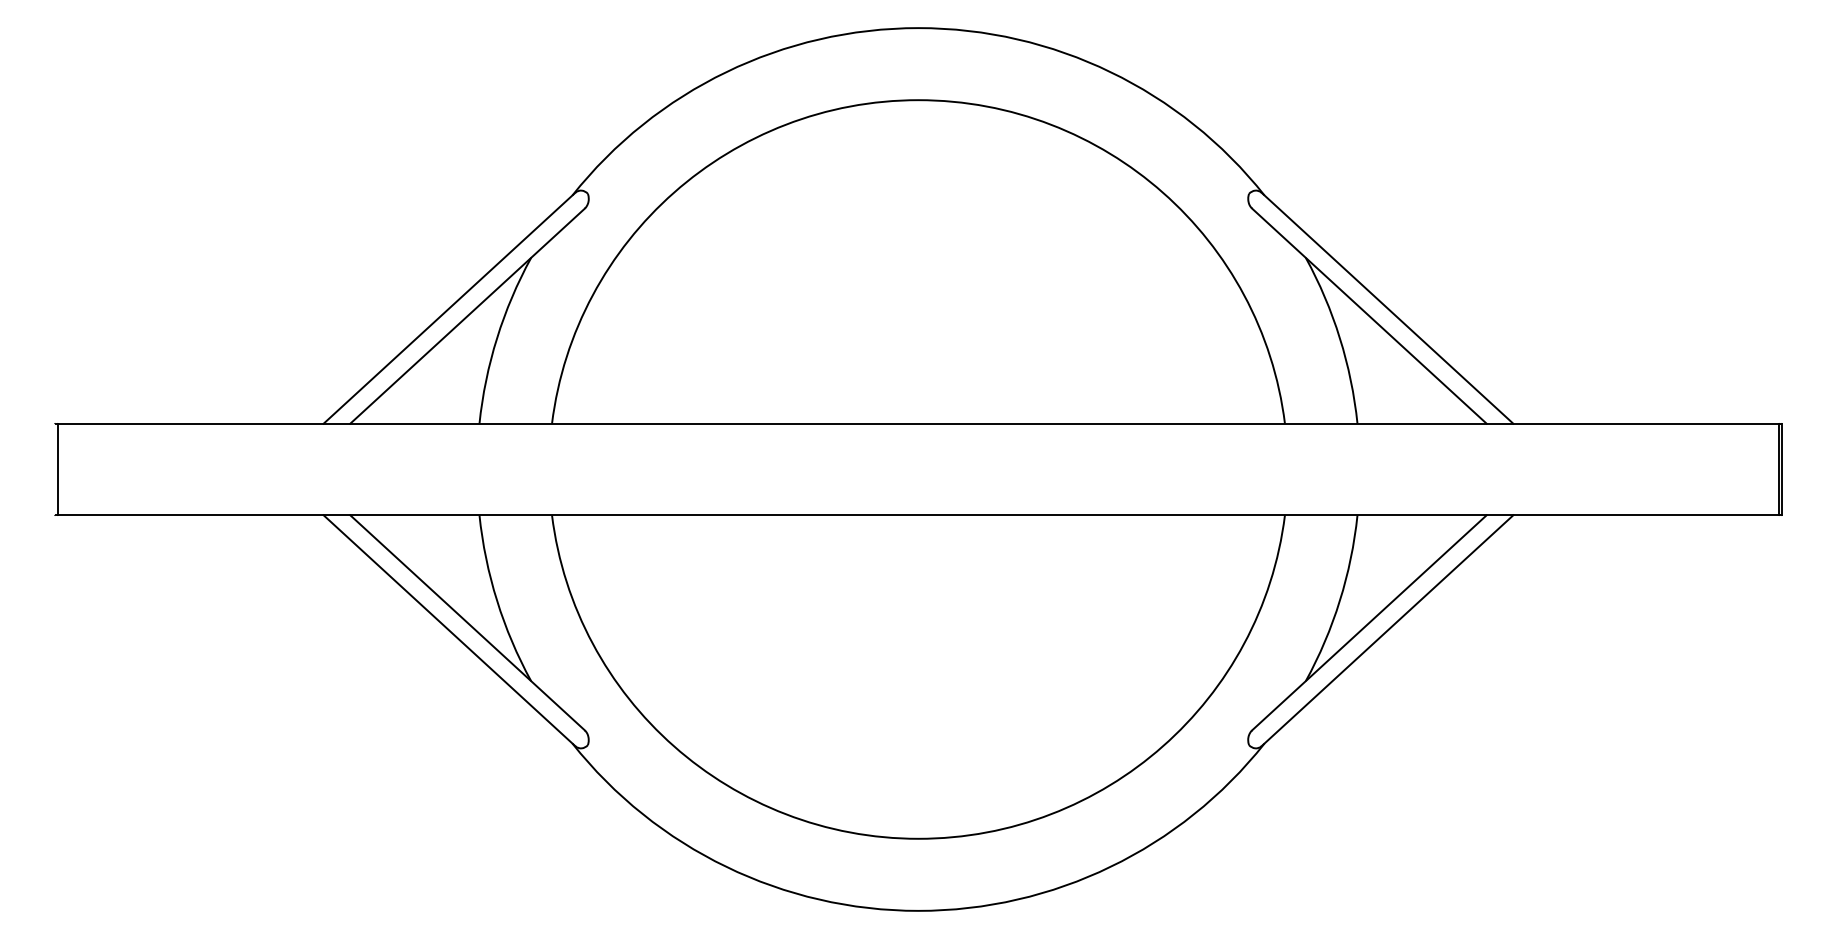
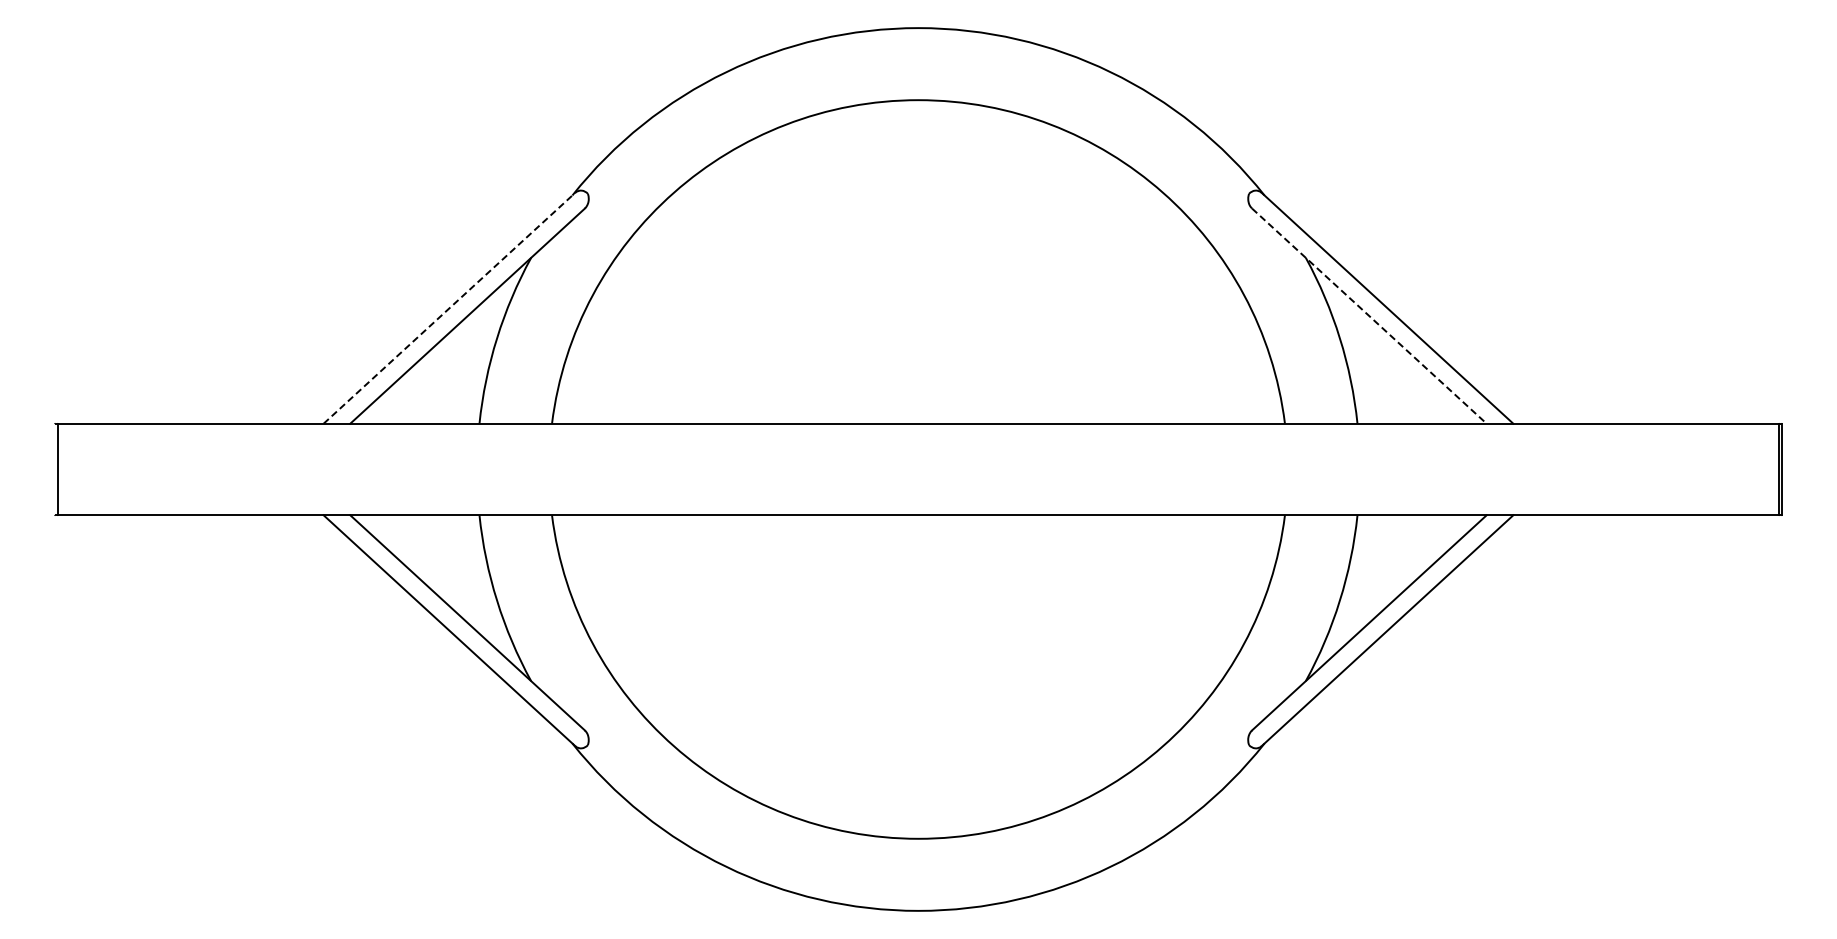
line: solid -> dashed (449, 308)
line: solid -> dashed (1369, 316)
